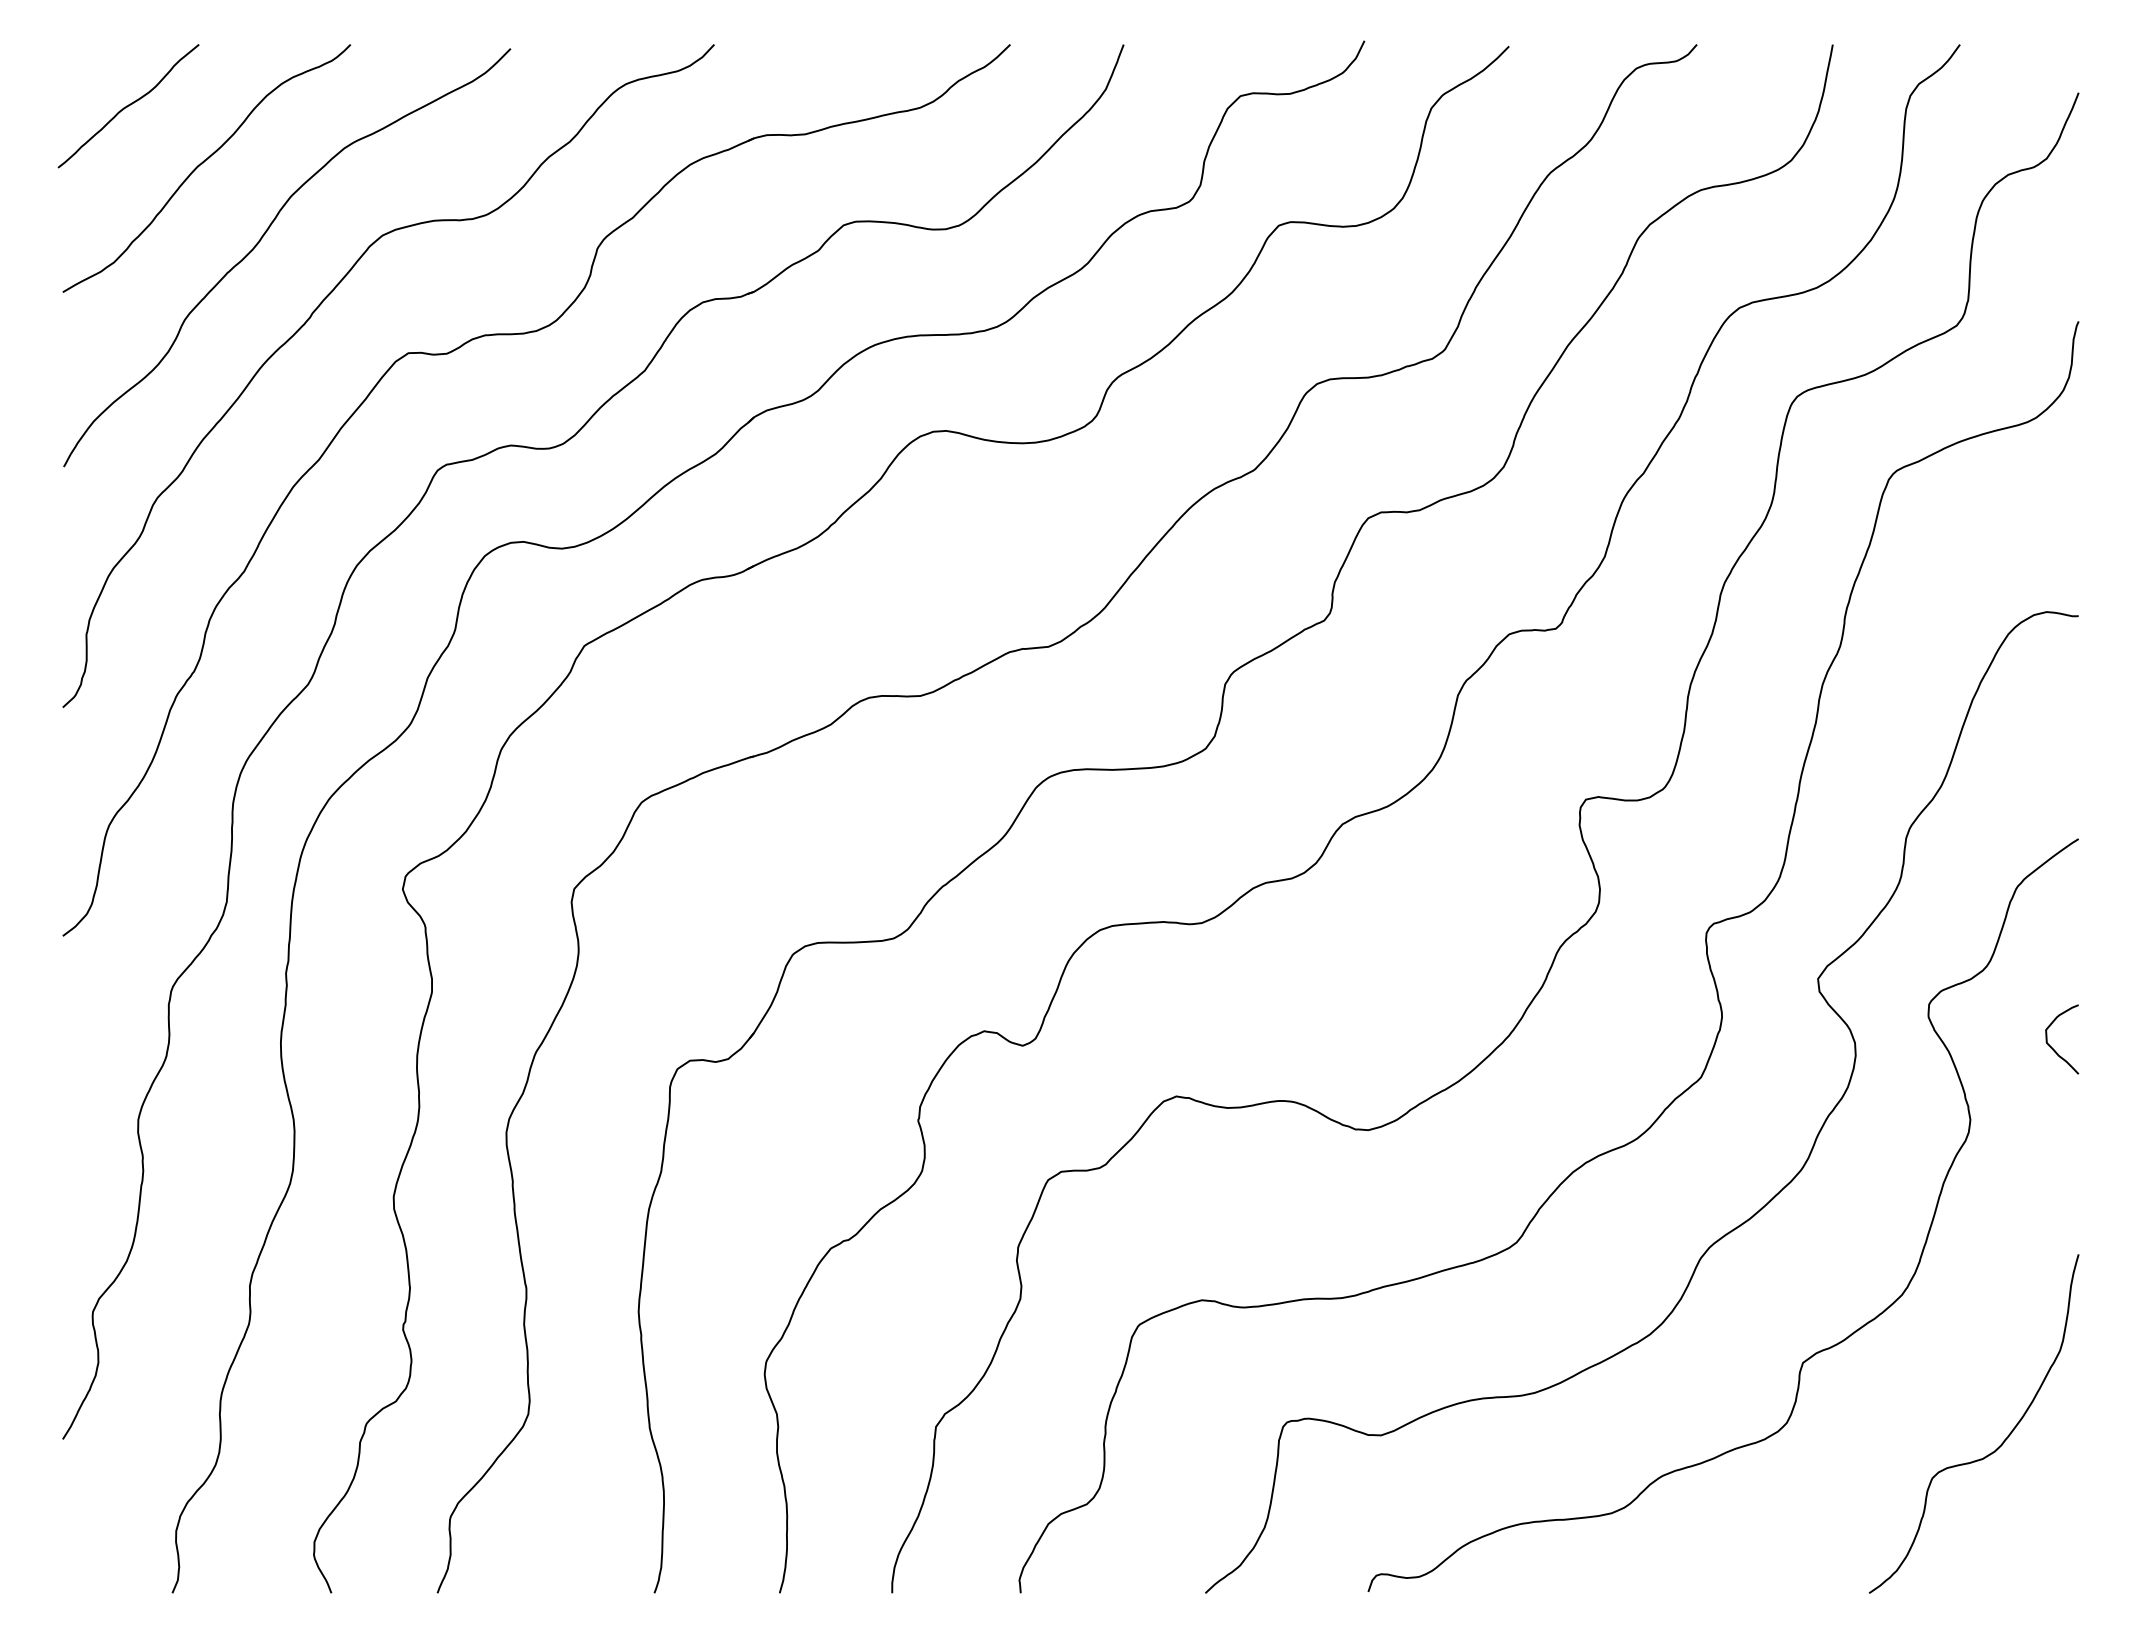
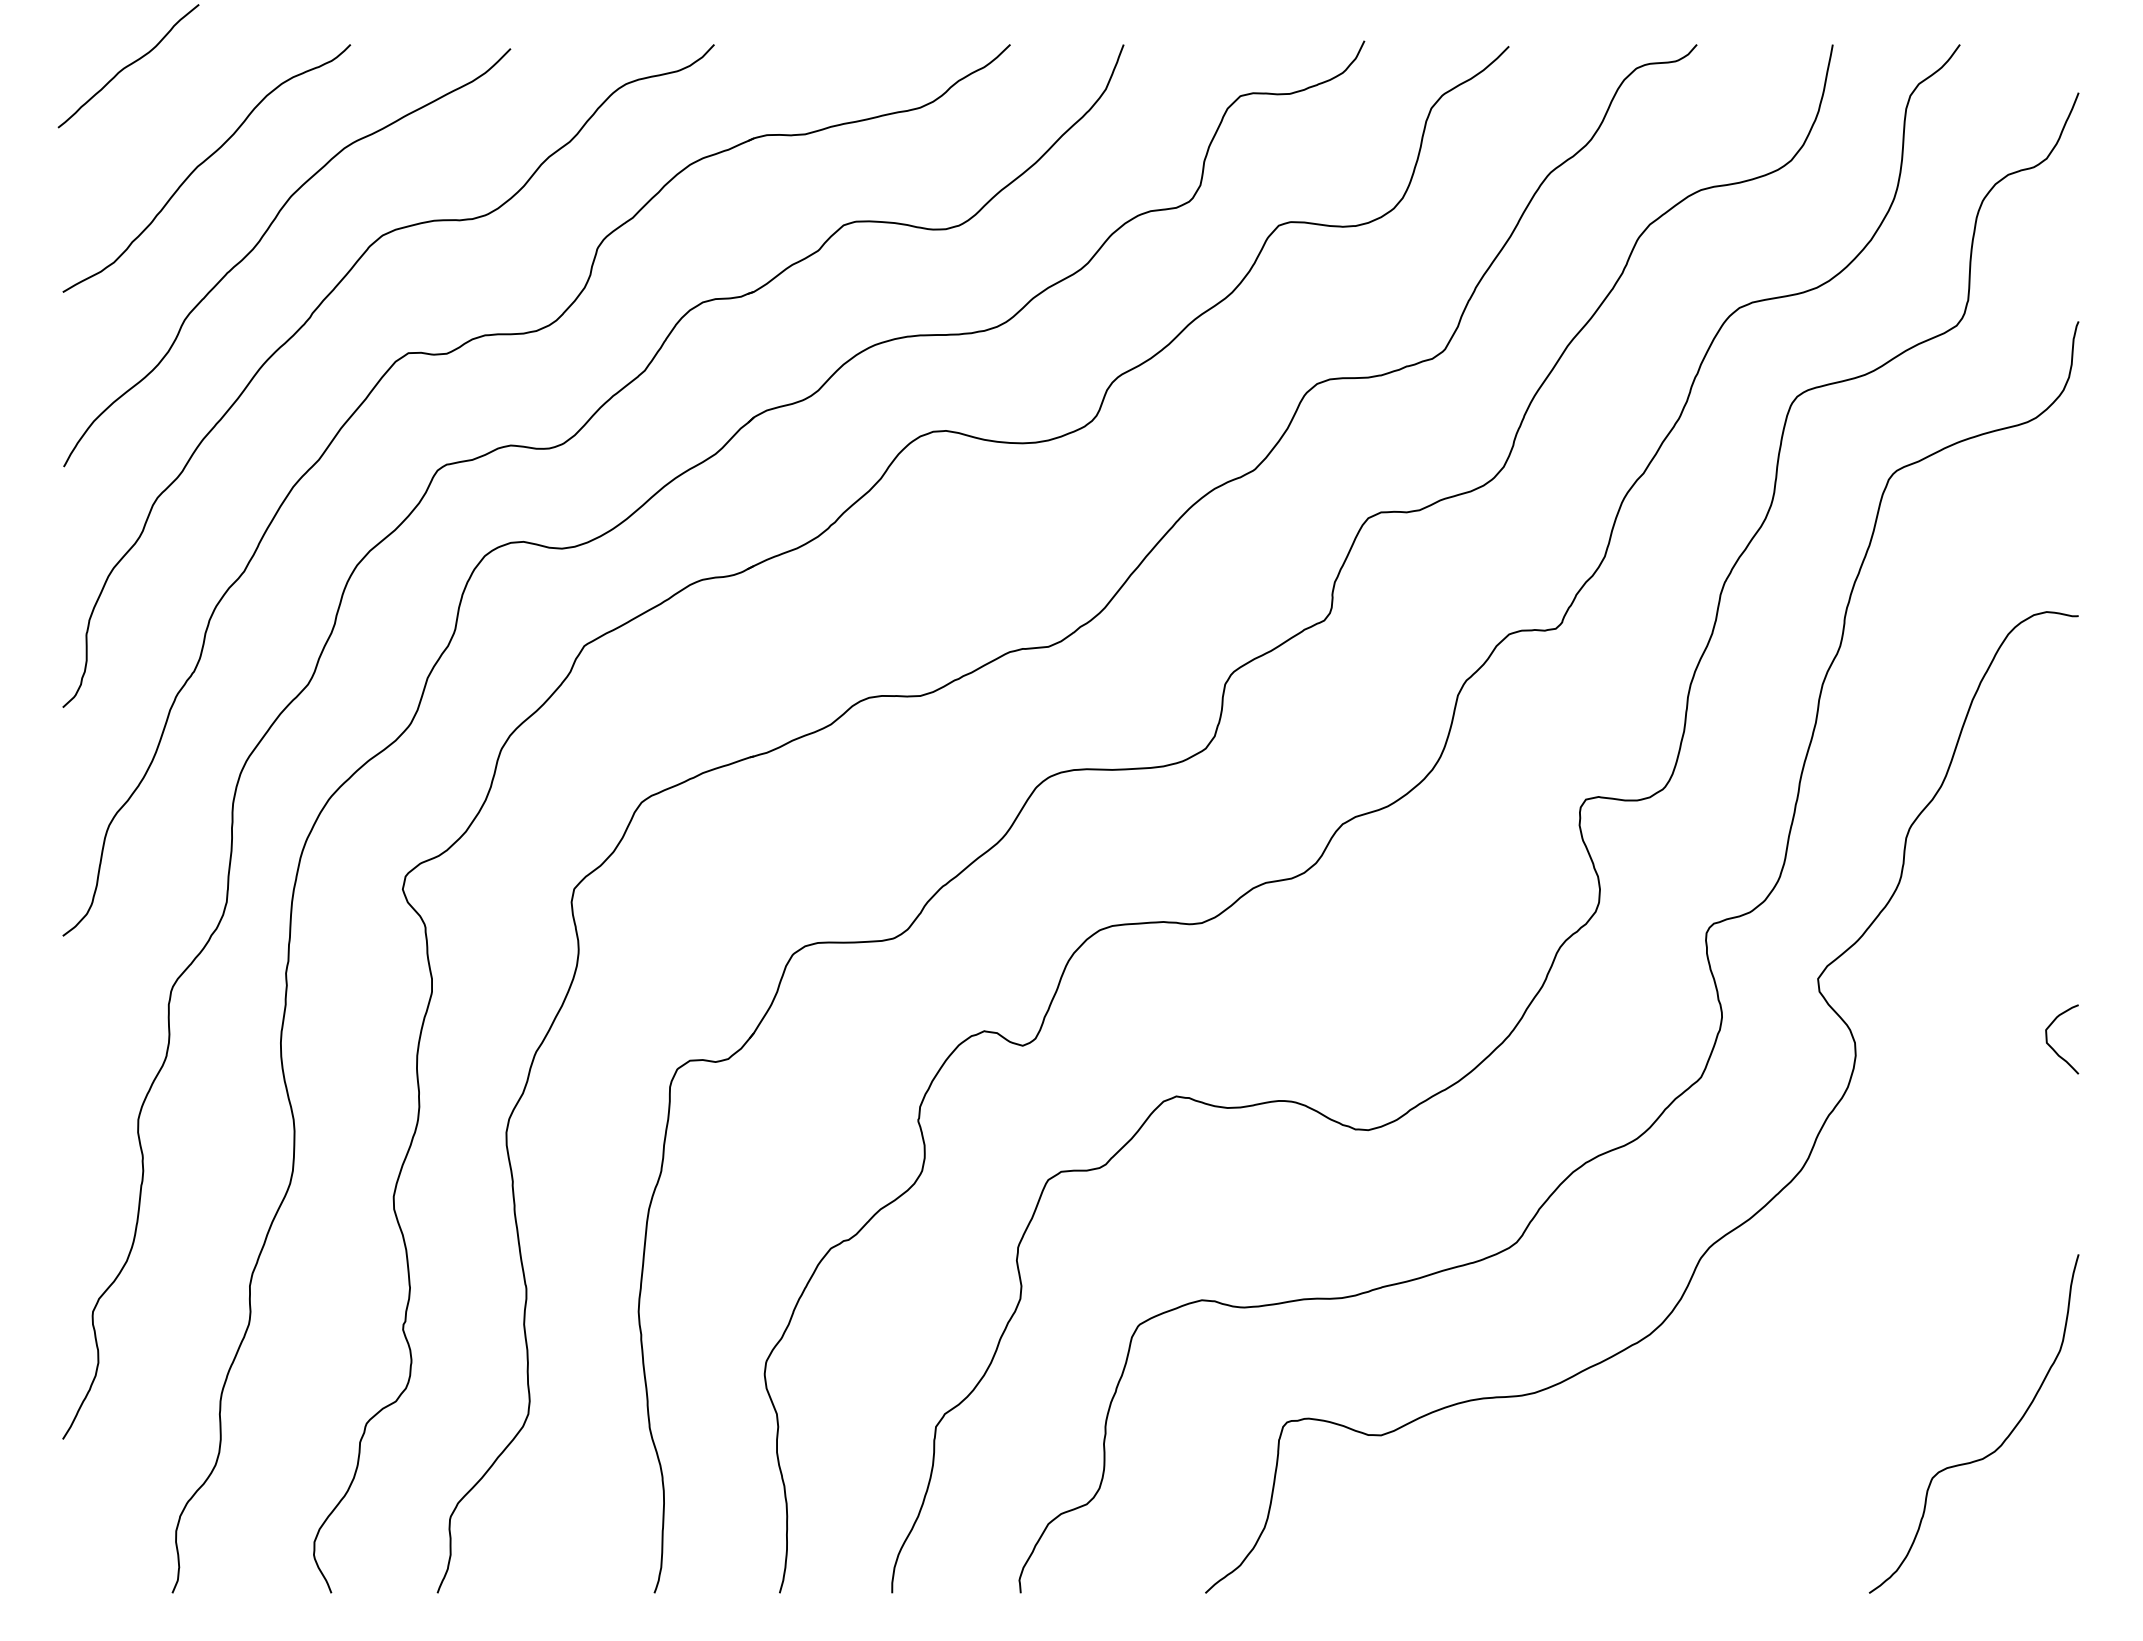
curve position: (128, 106) -> (128, 66) (128, 66)
curve: present -> none (1815, 1352)
